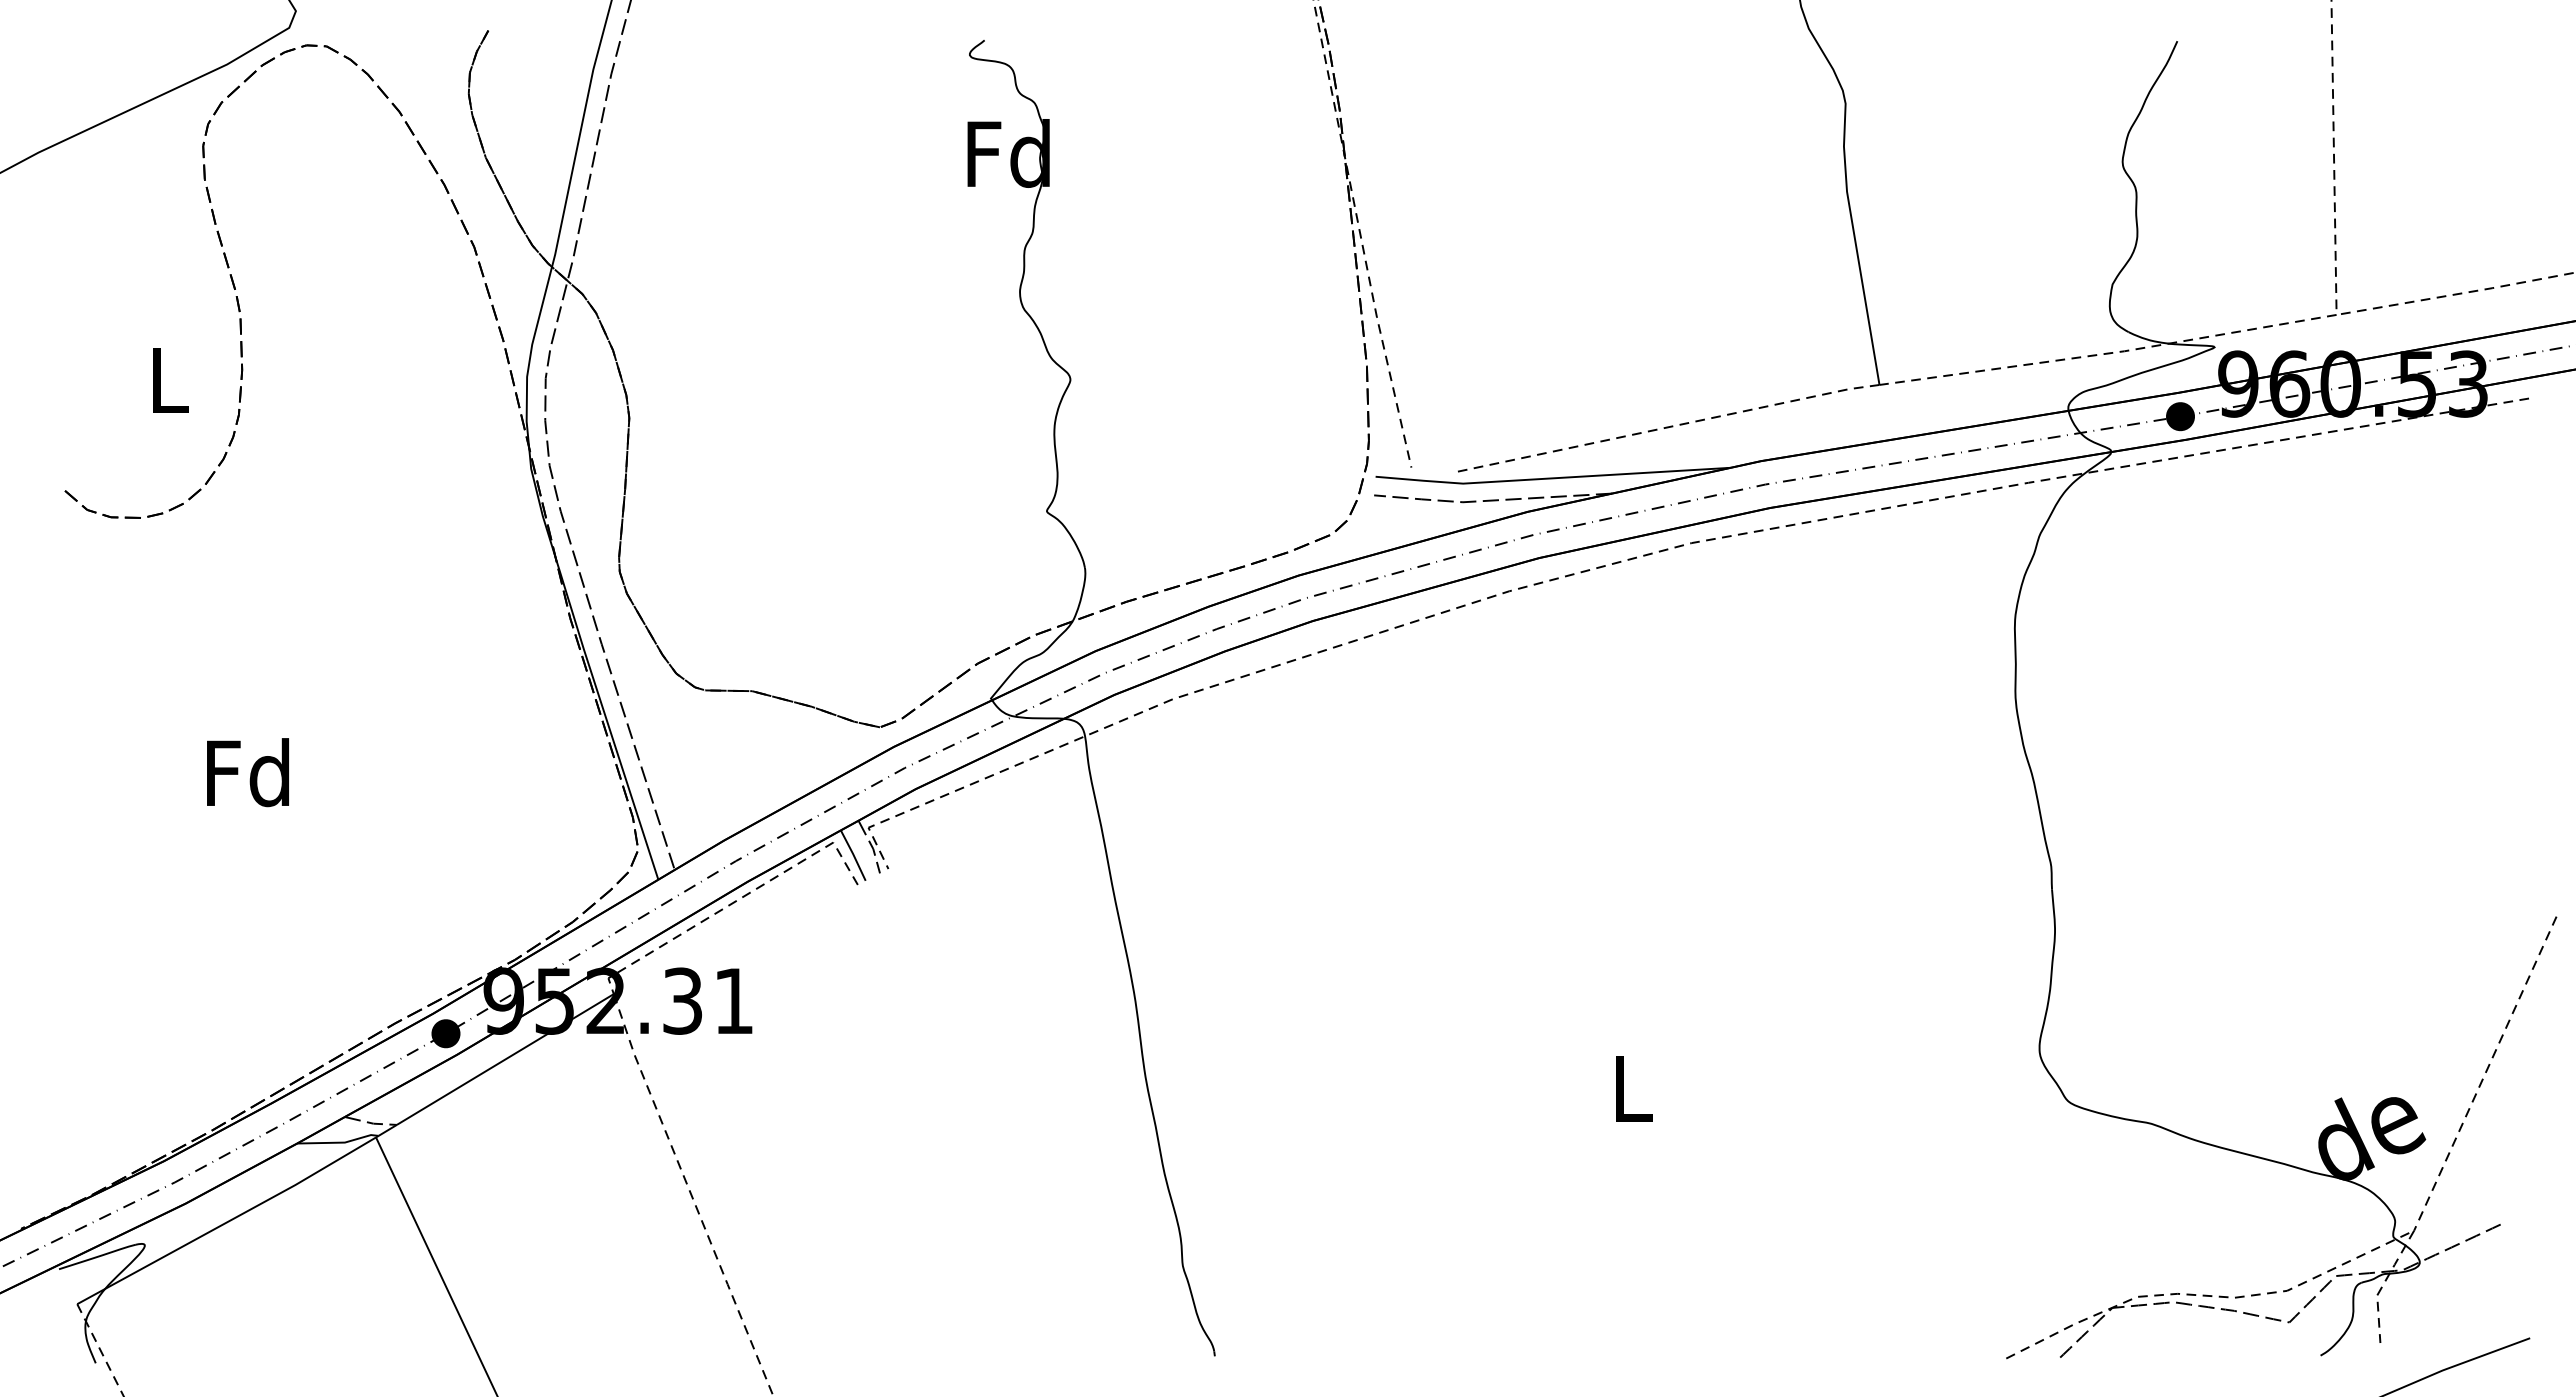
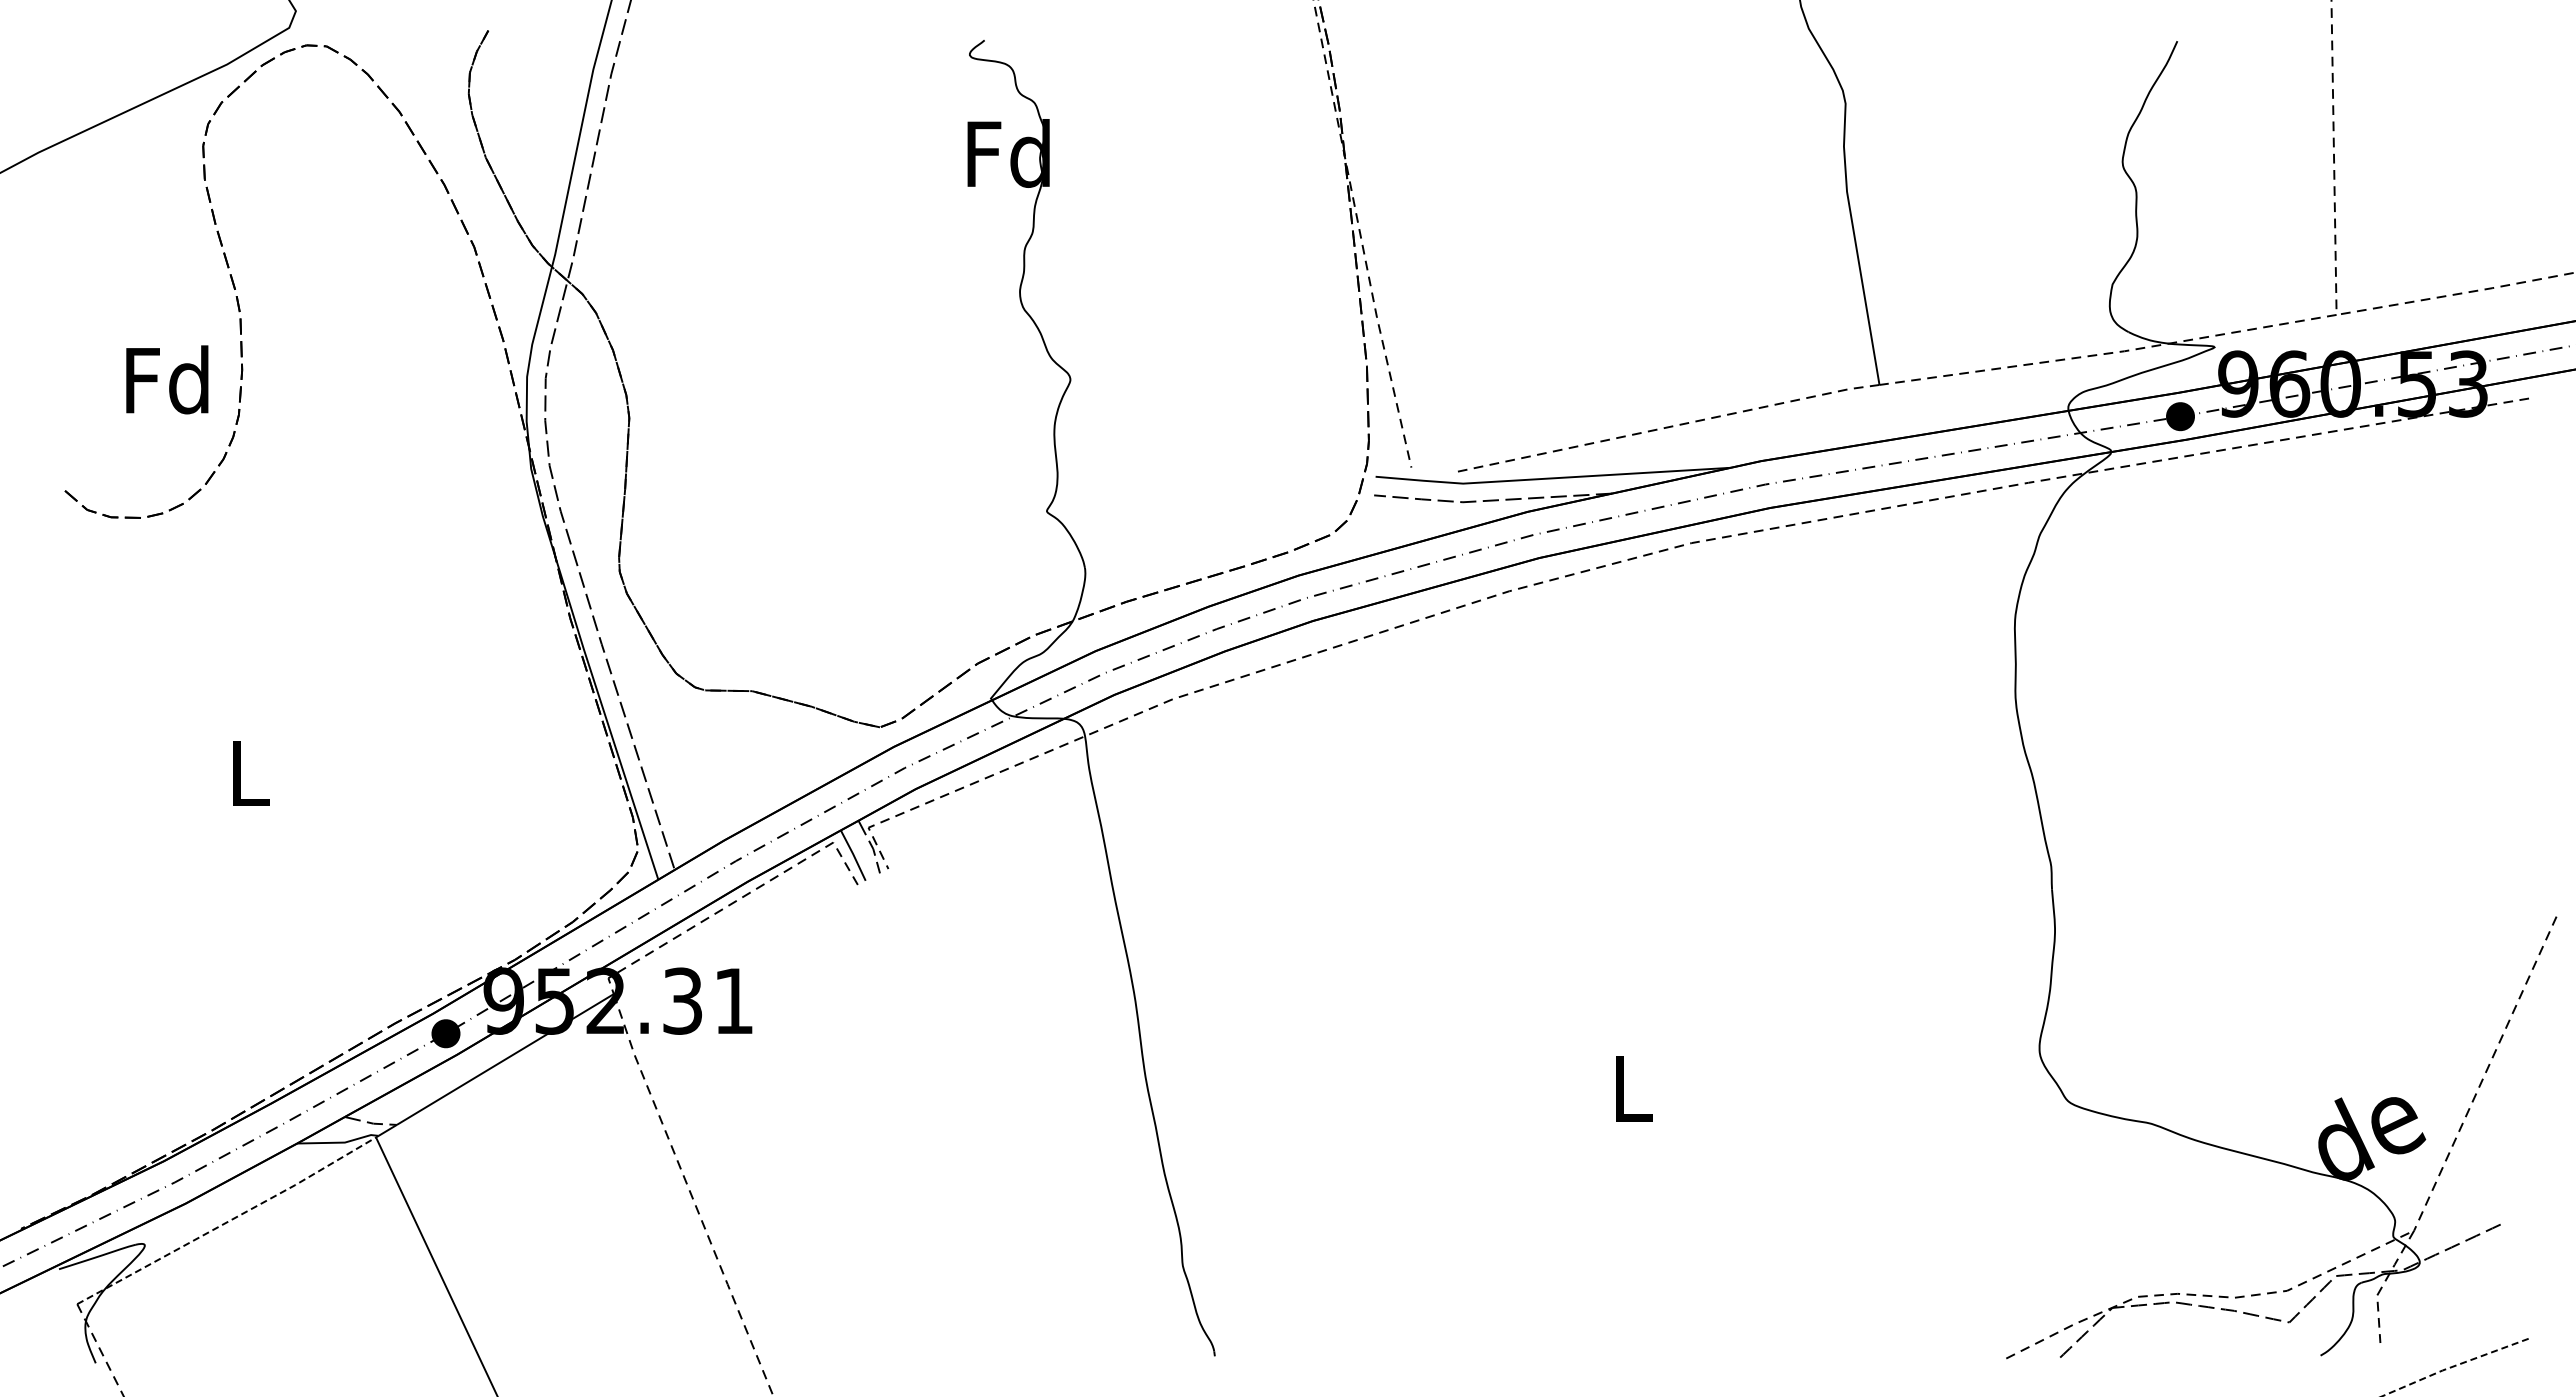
text: L -> Fd (167, 379)
text: Fd -> L (248, 772)
line: solid -> dashed (228, 1221)
line: solid -> dashed (2454, 1366)
